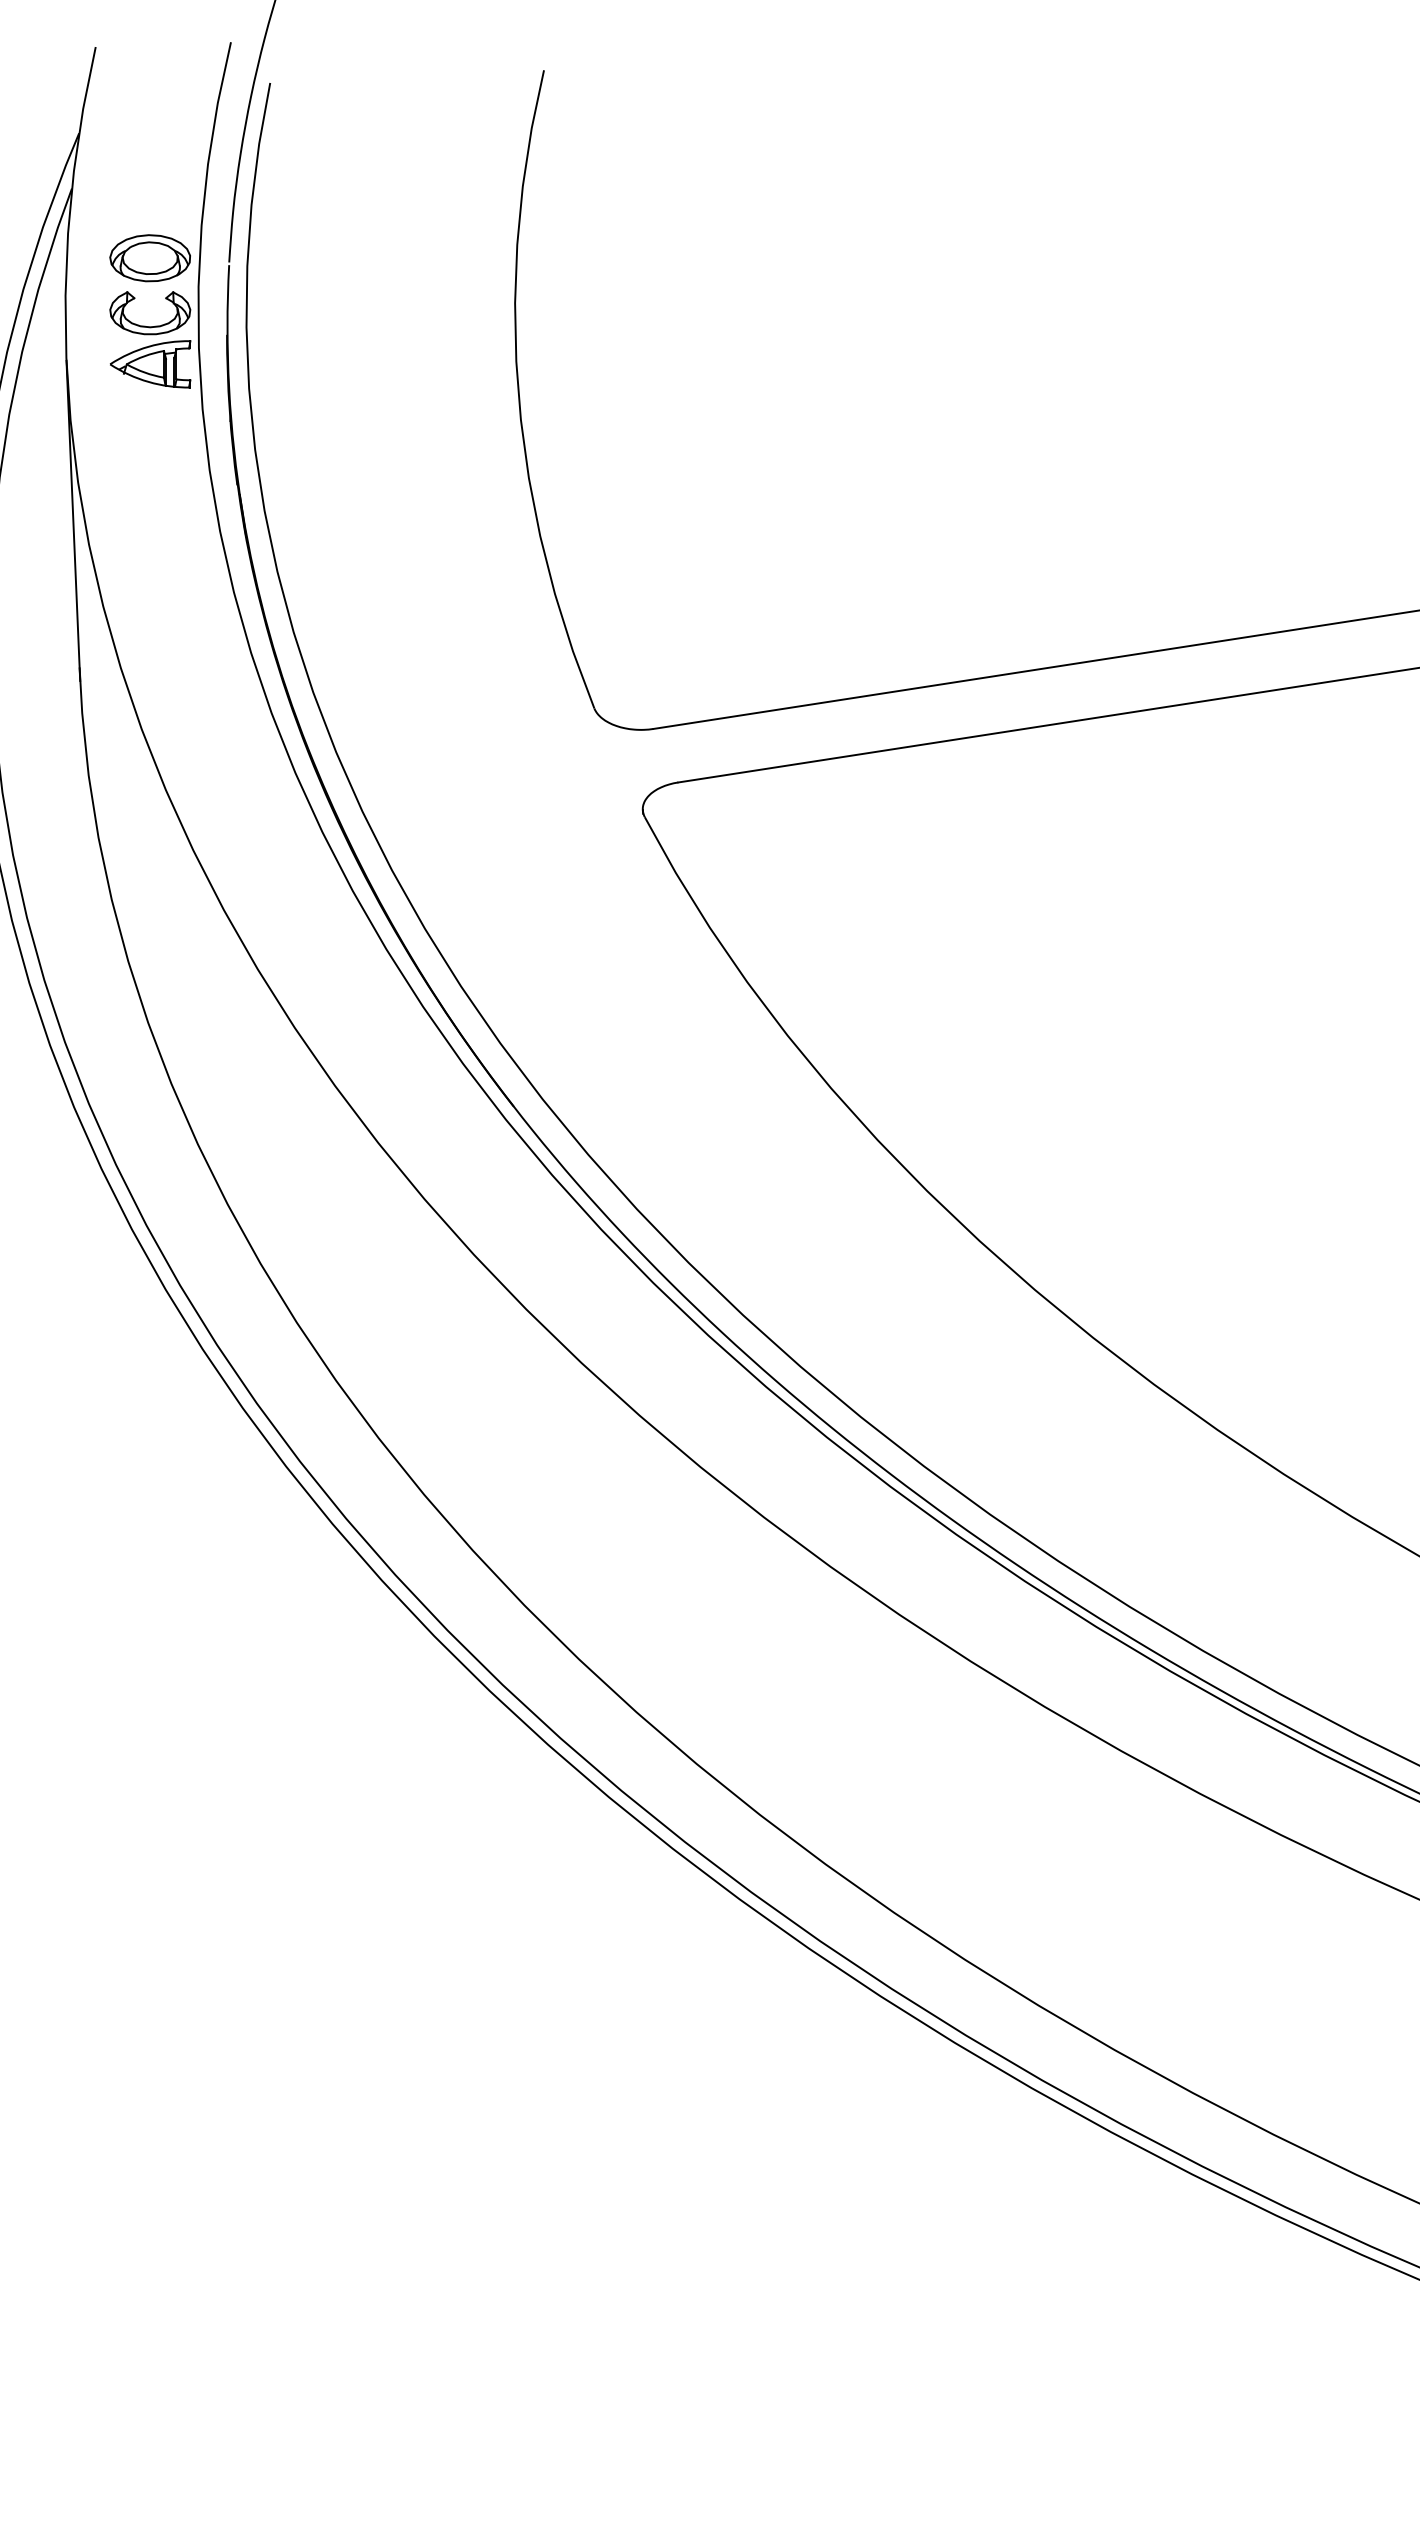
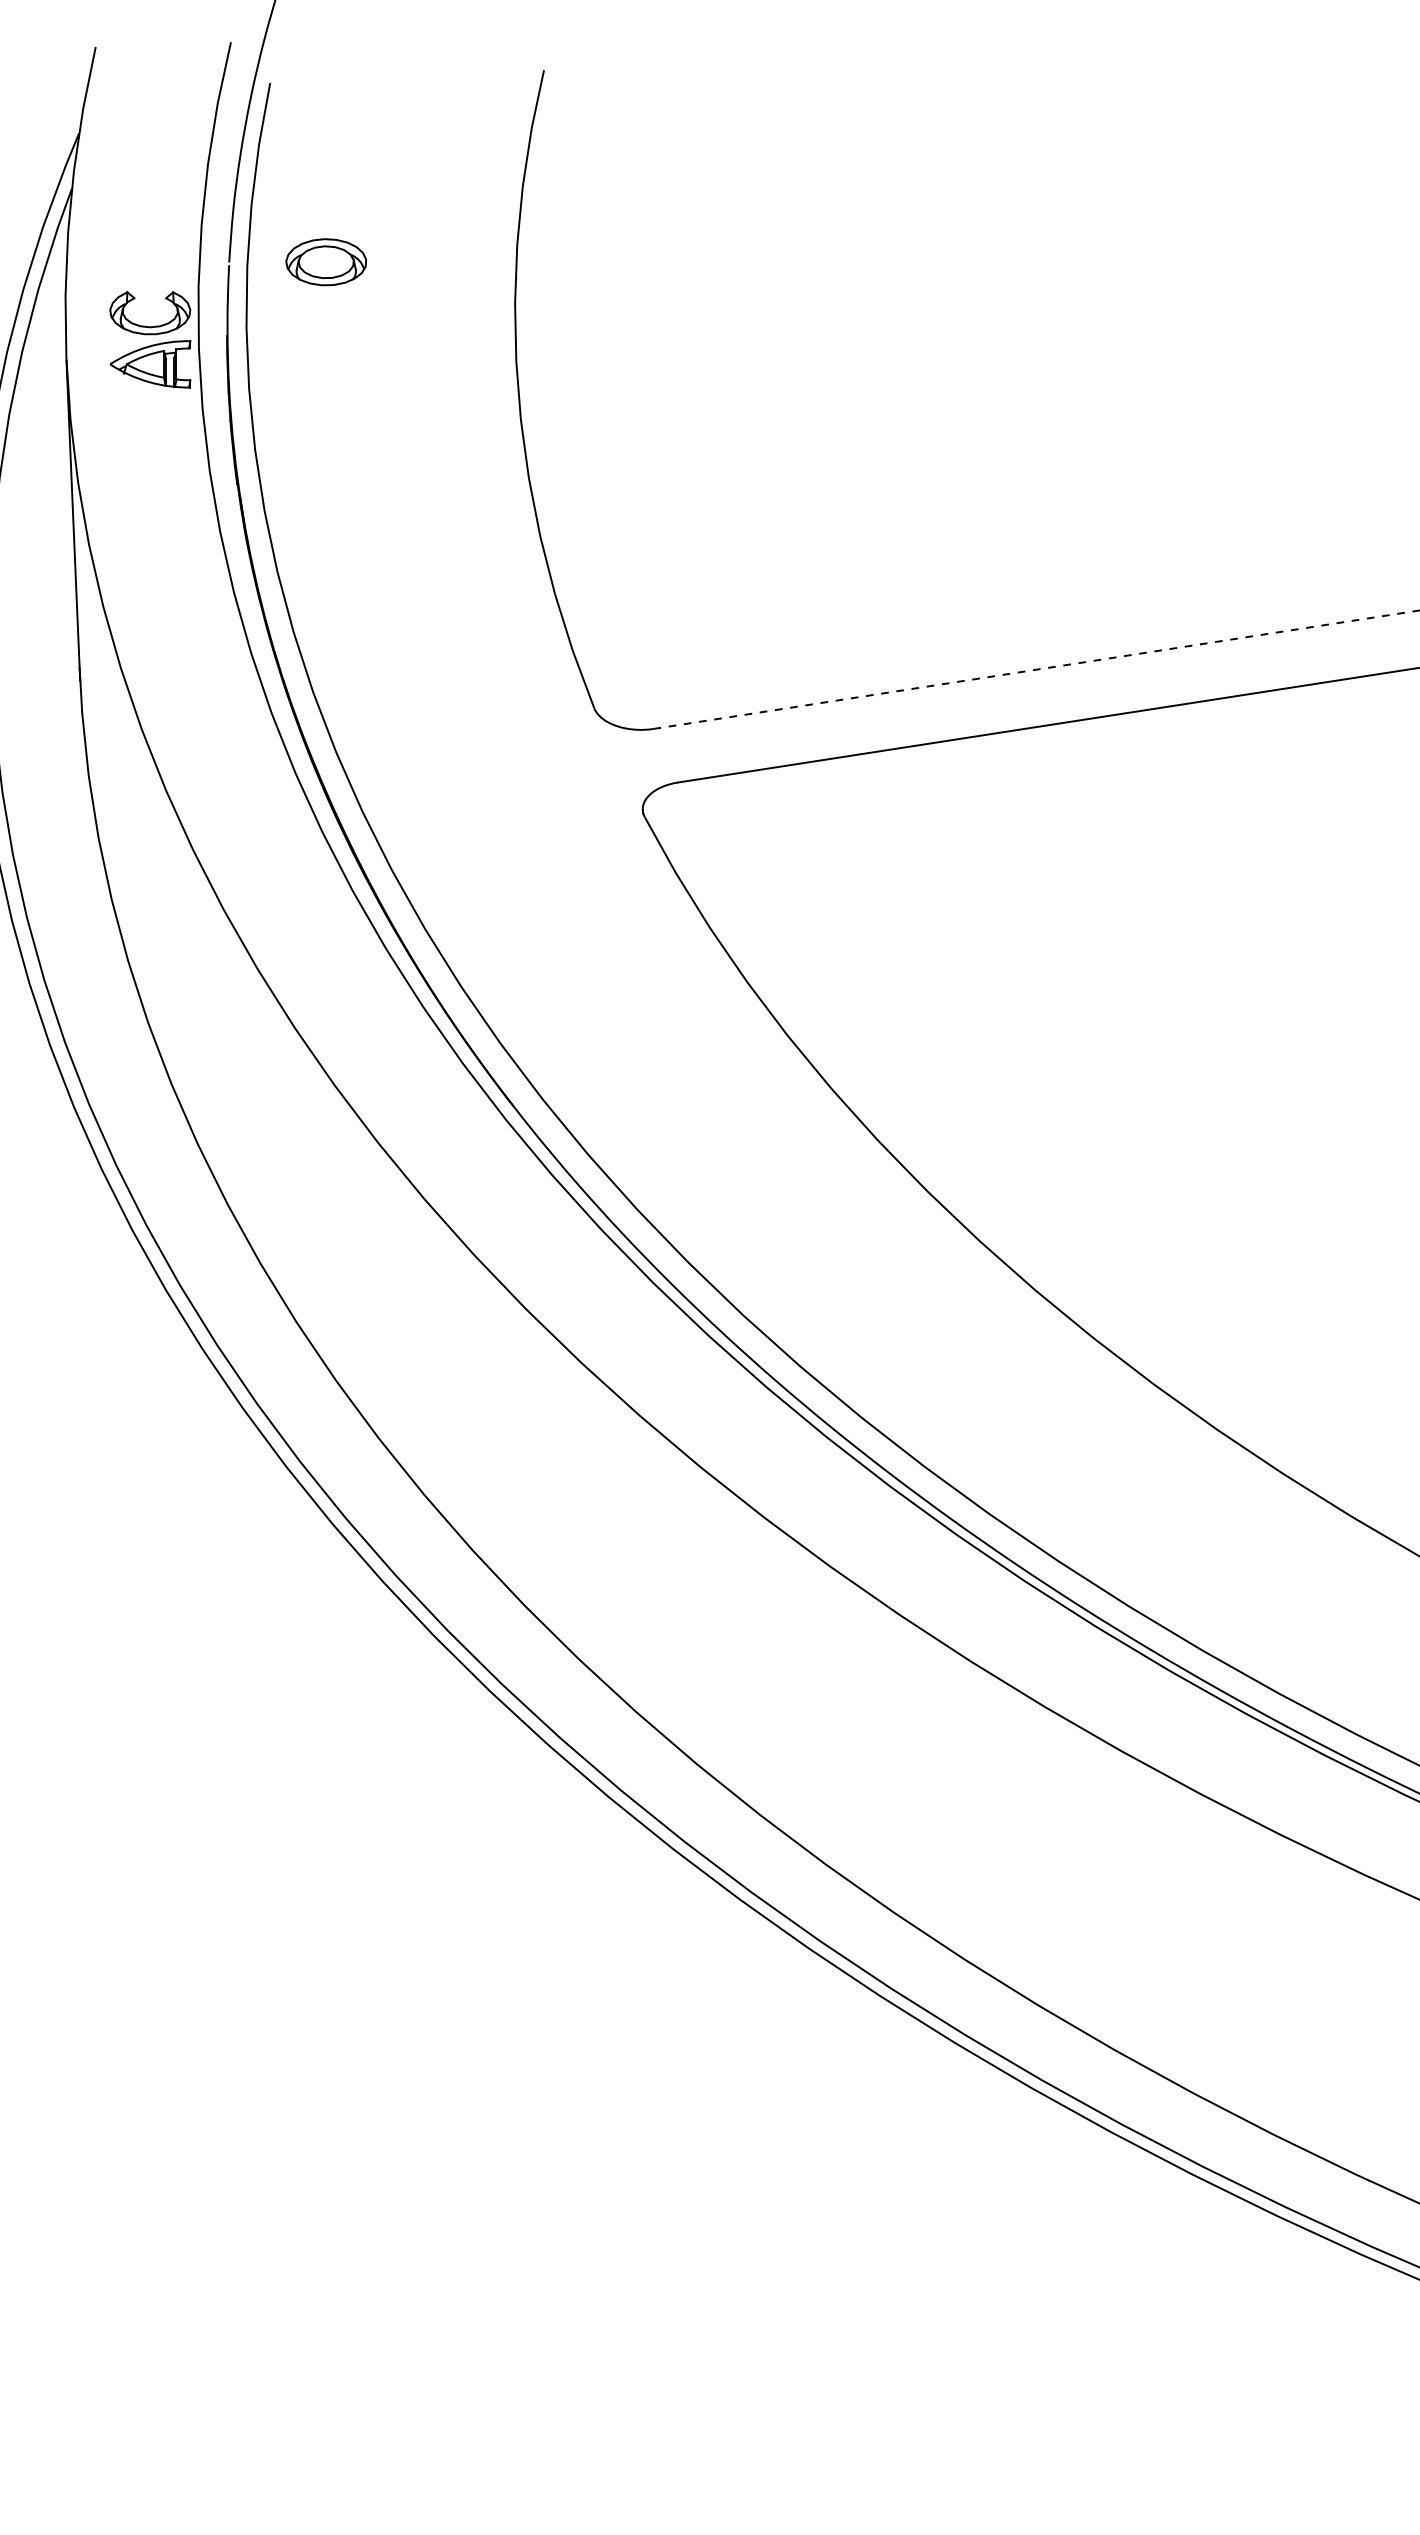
part position: (149, 258) -> (325, 262) (325, 262)
line: solid -> dashed (1036, 669)
